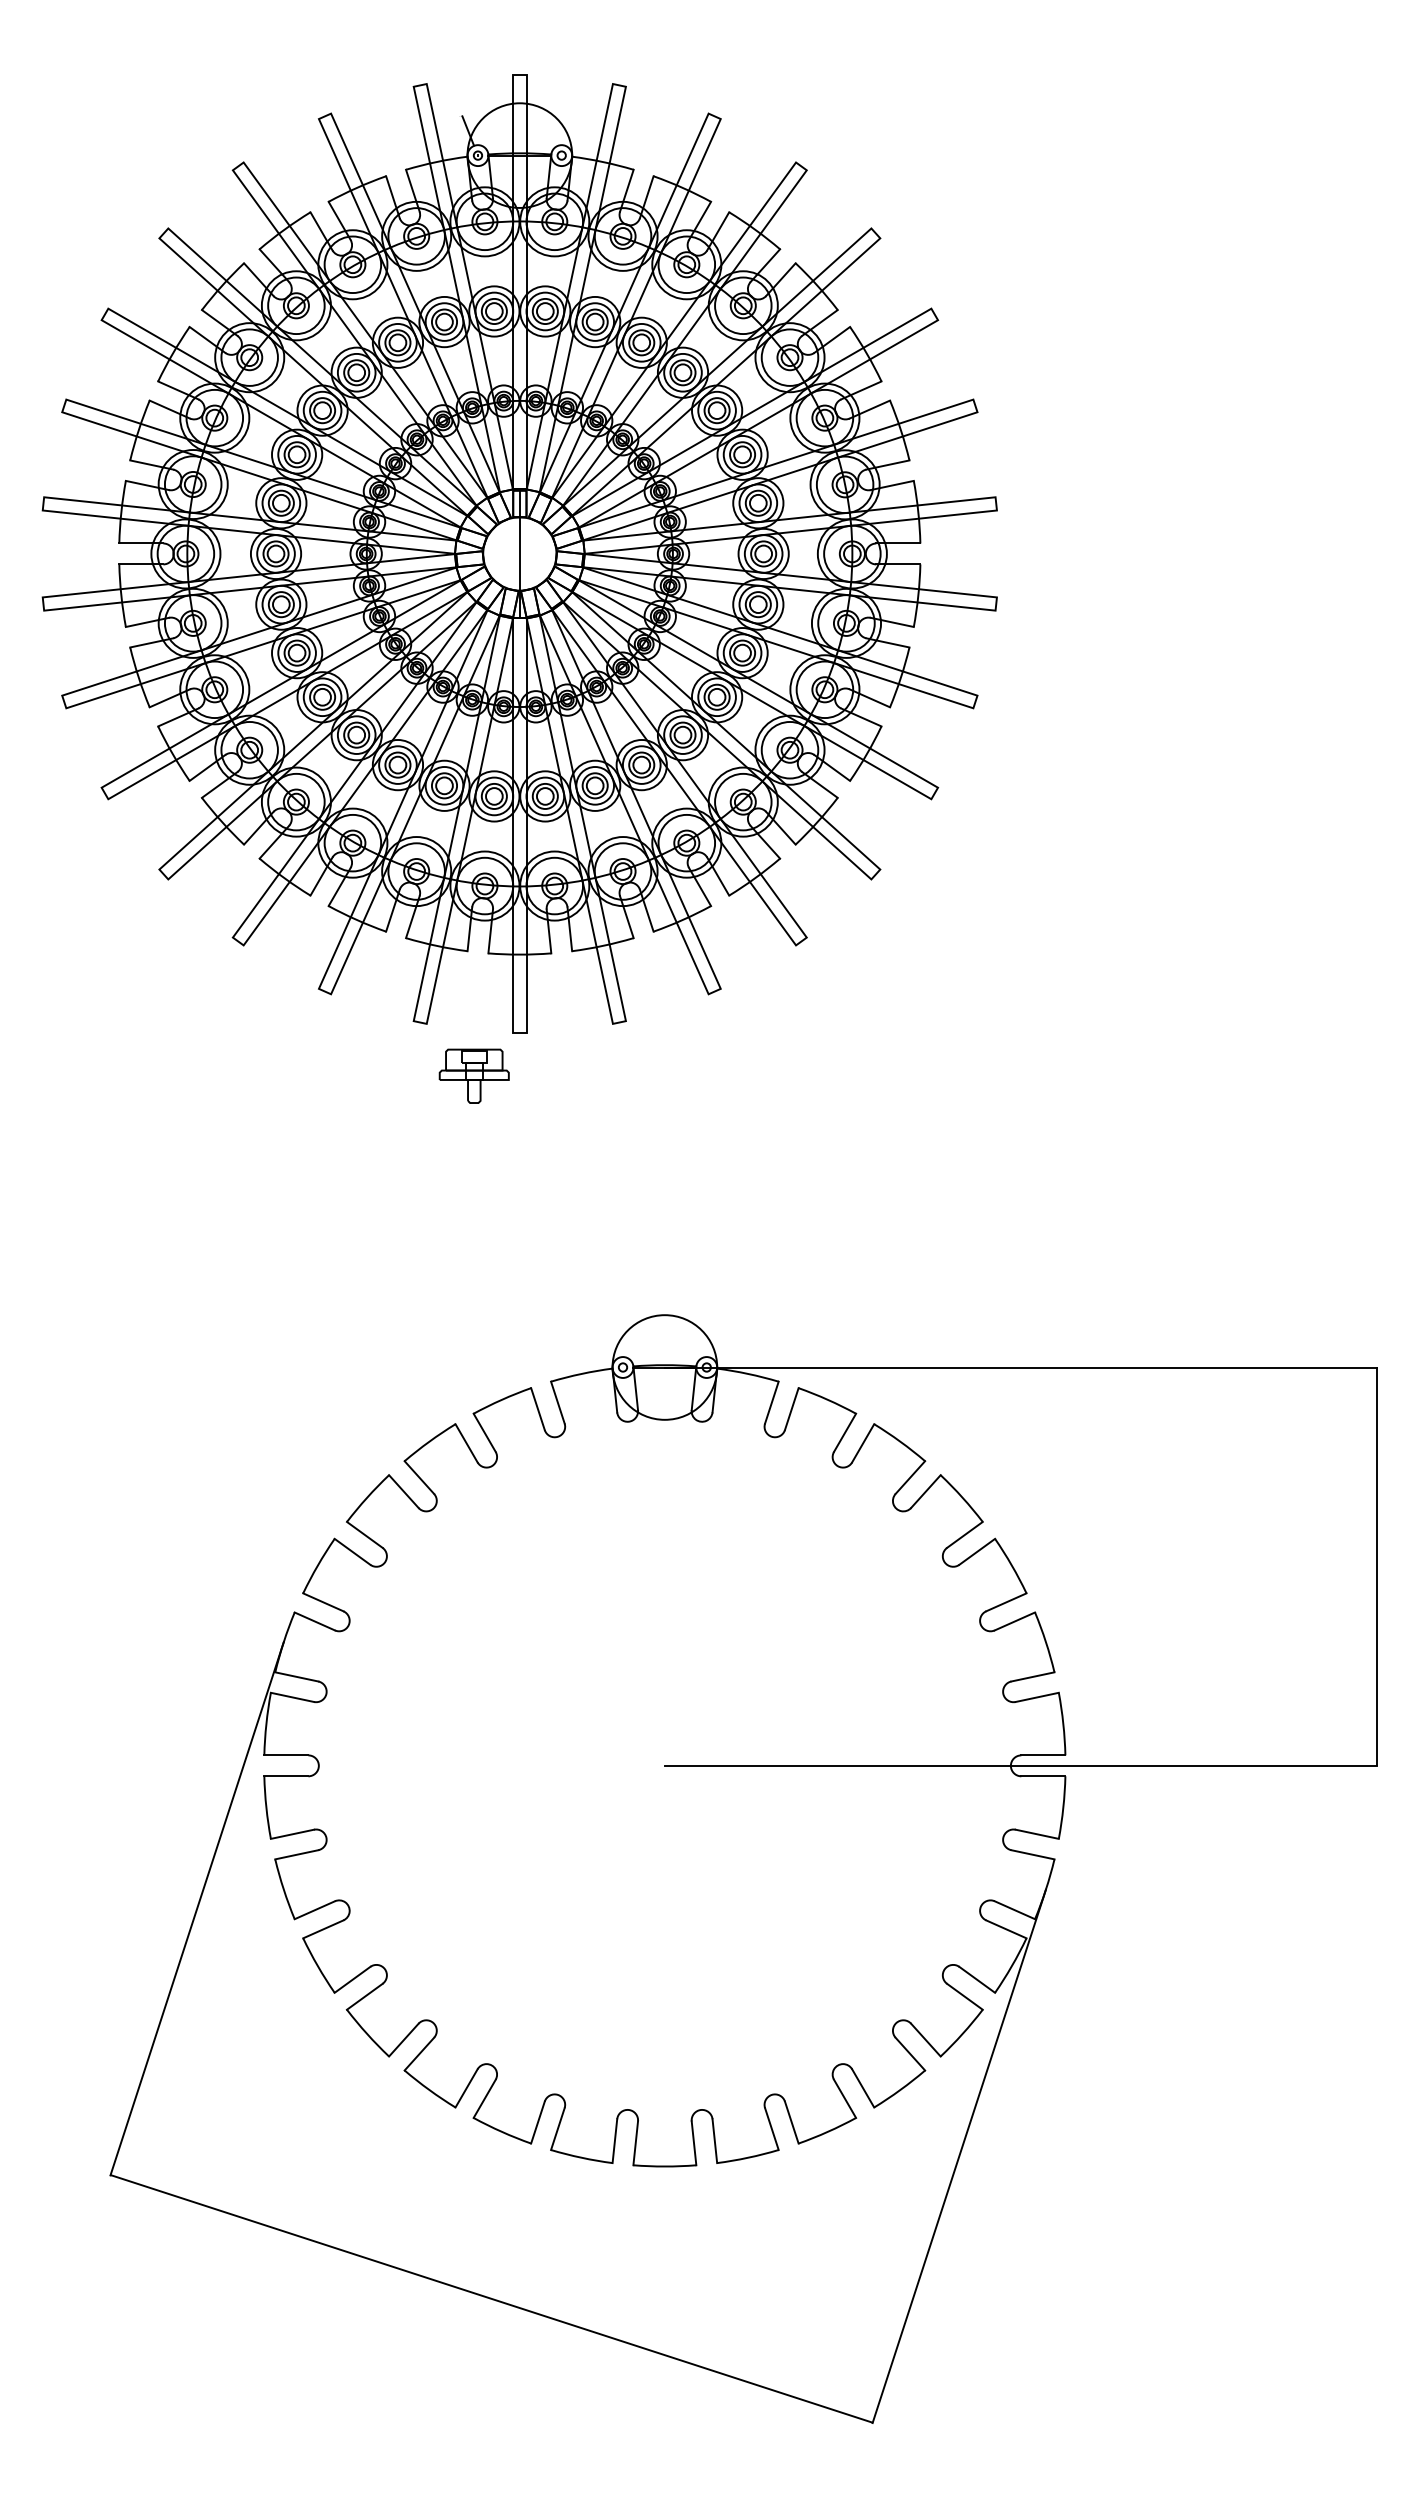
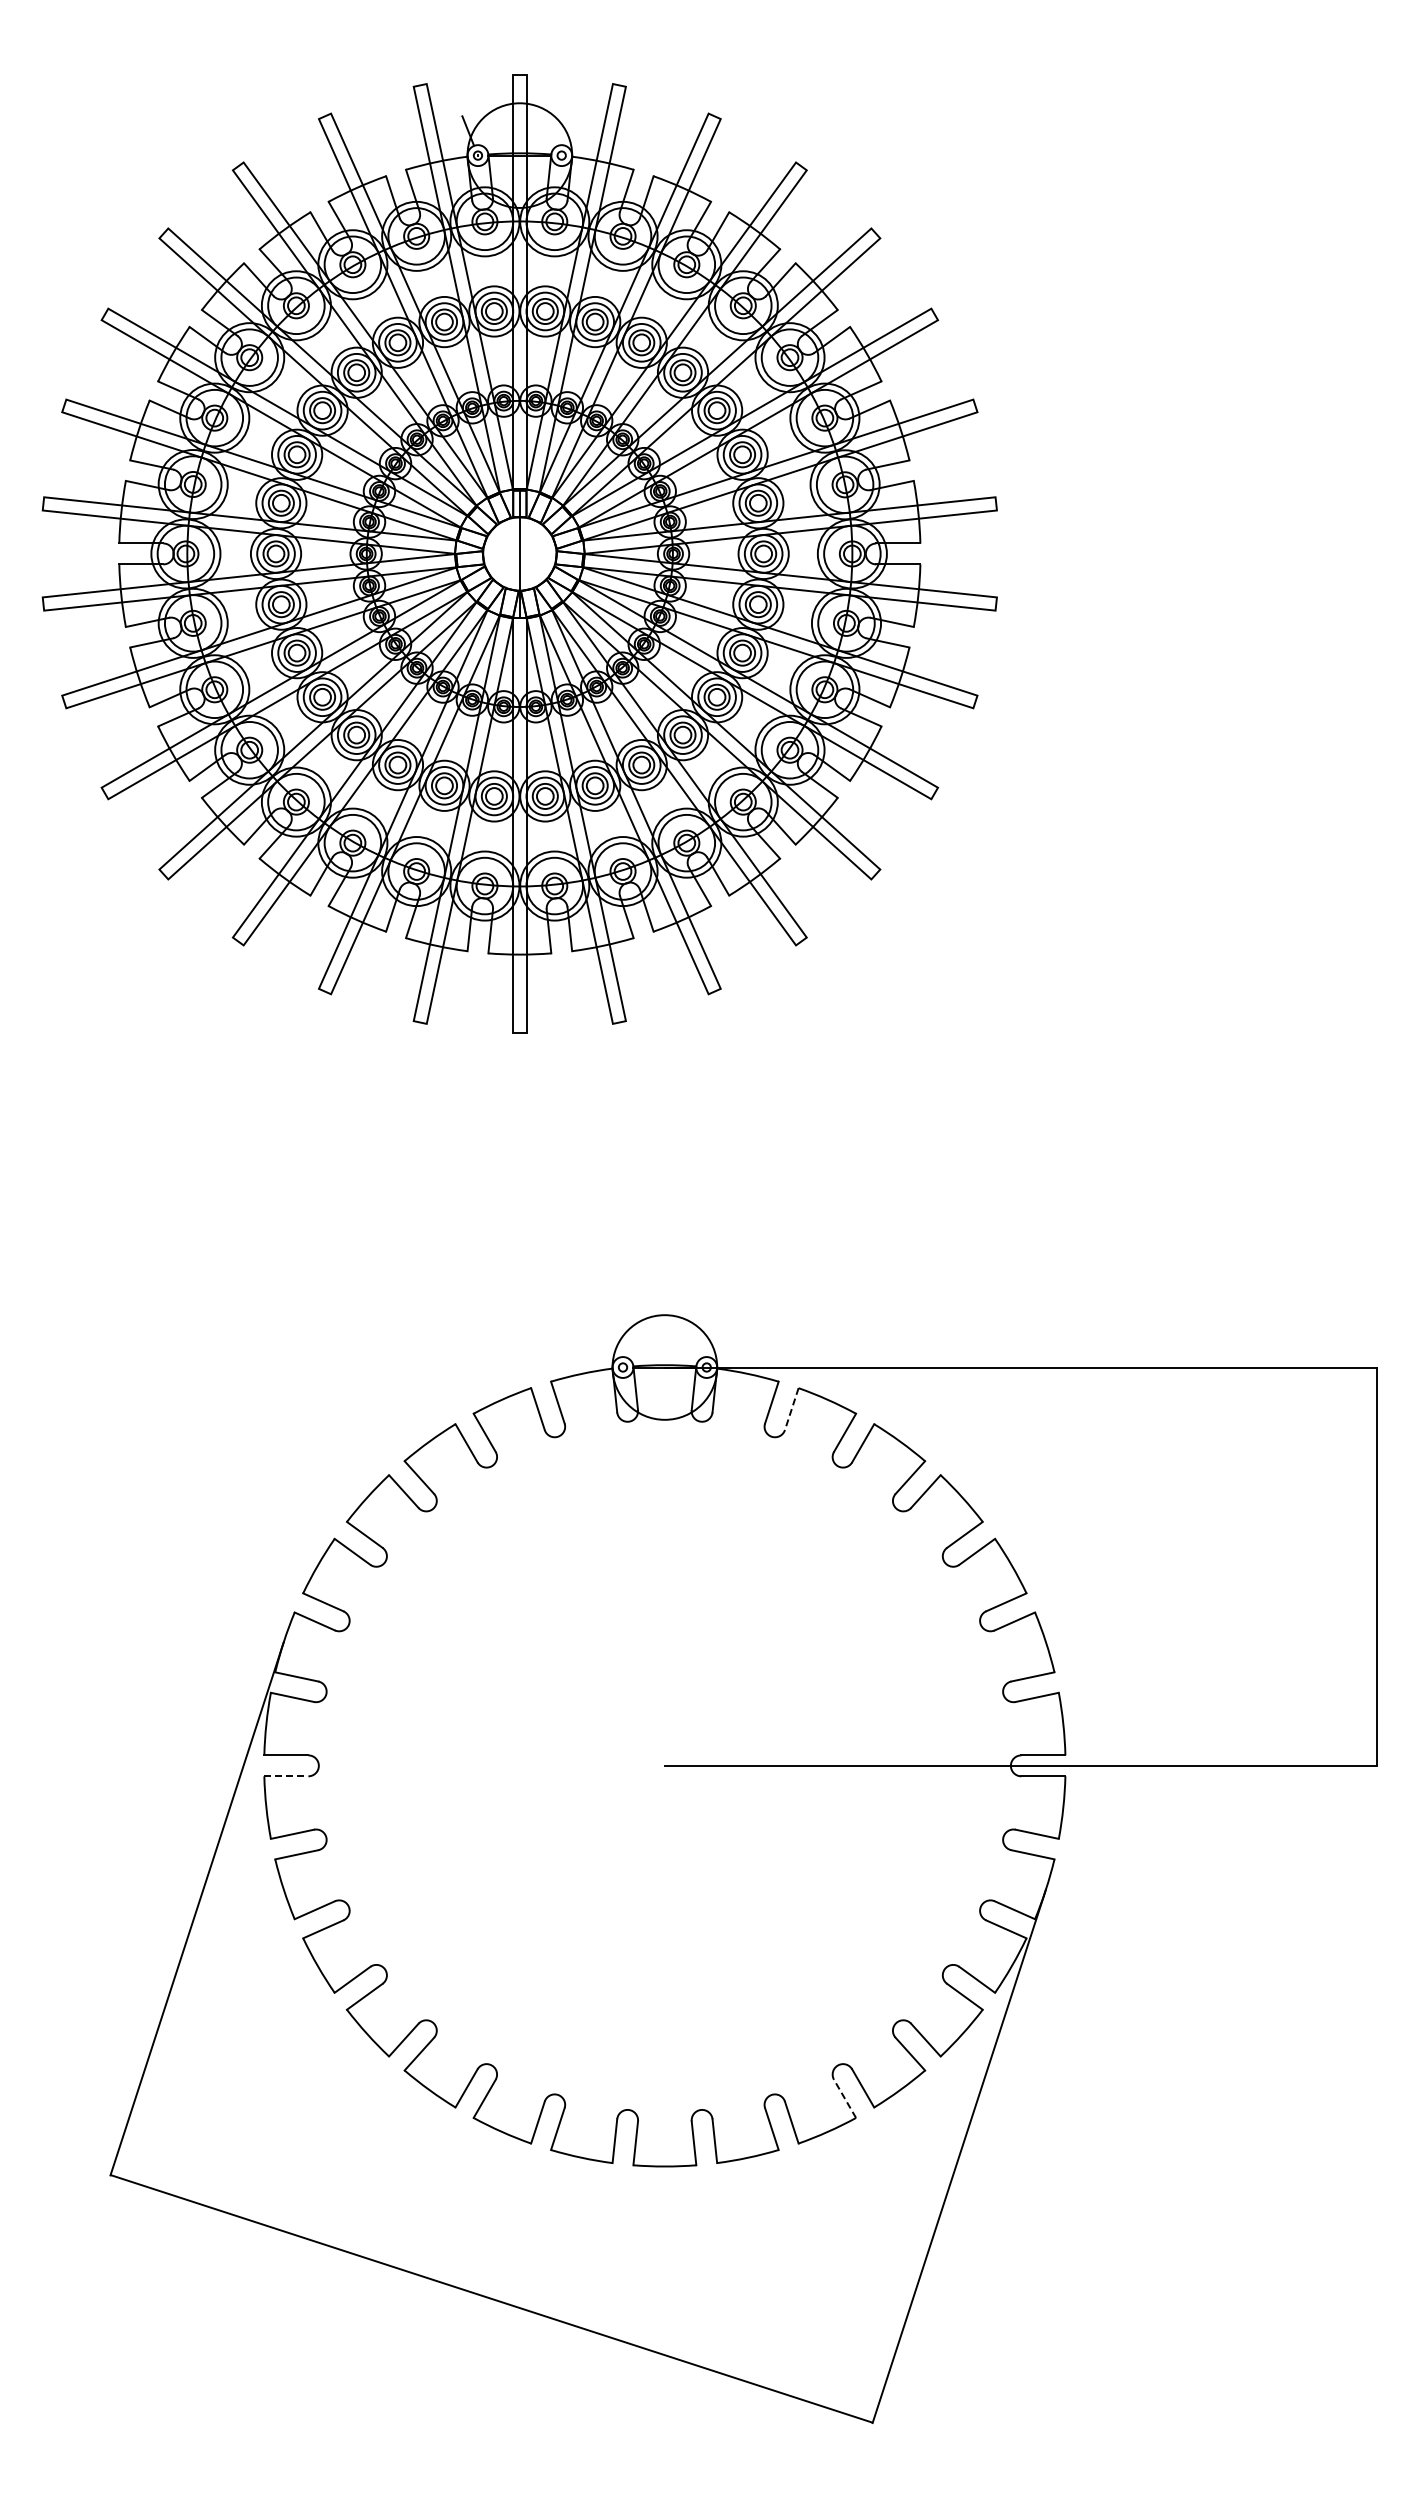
part: present -> none (473, 1075)
line: solid -> dashed (791, 1409)
line: solid -> dashed (286, 1776)
line: solid -> dashed (844, 2098)
